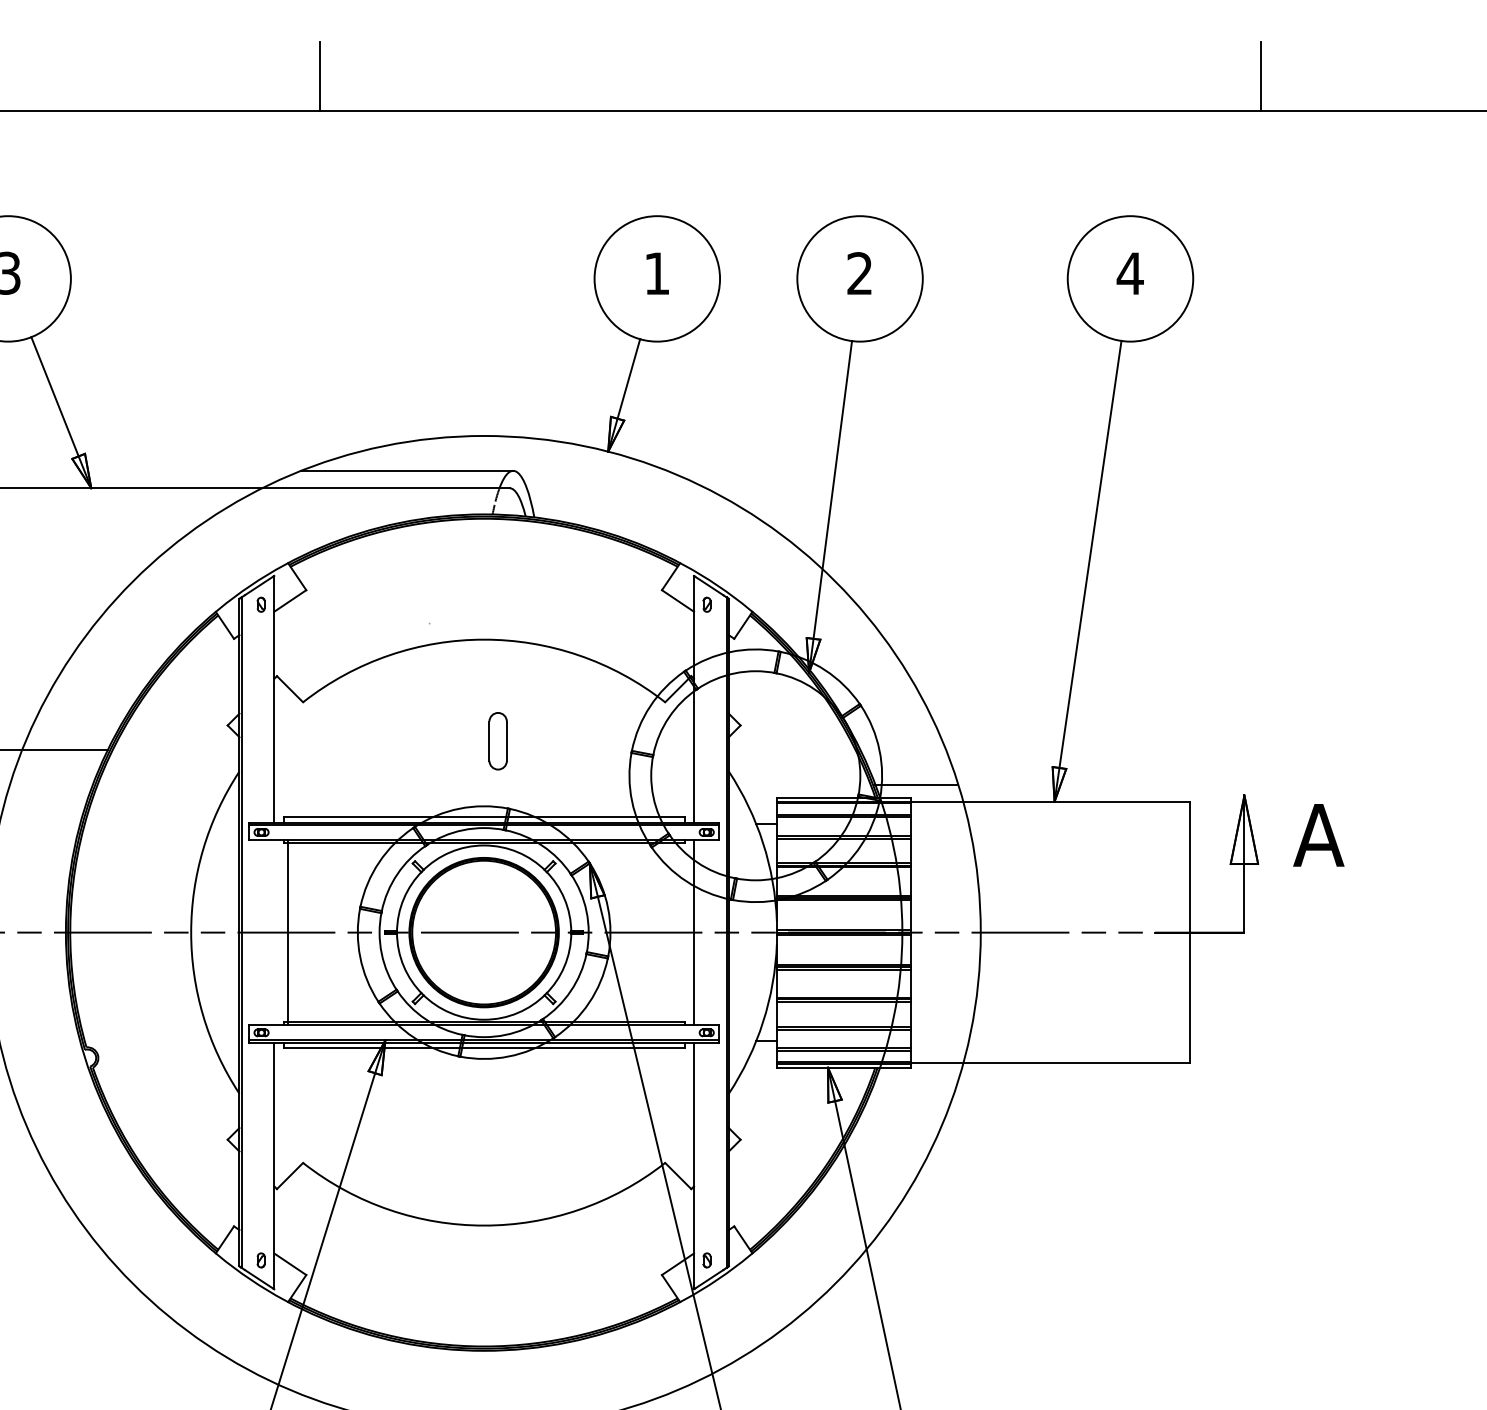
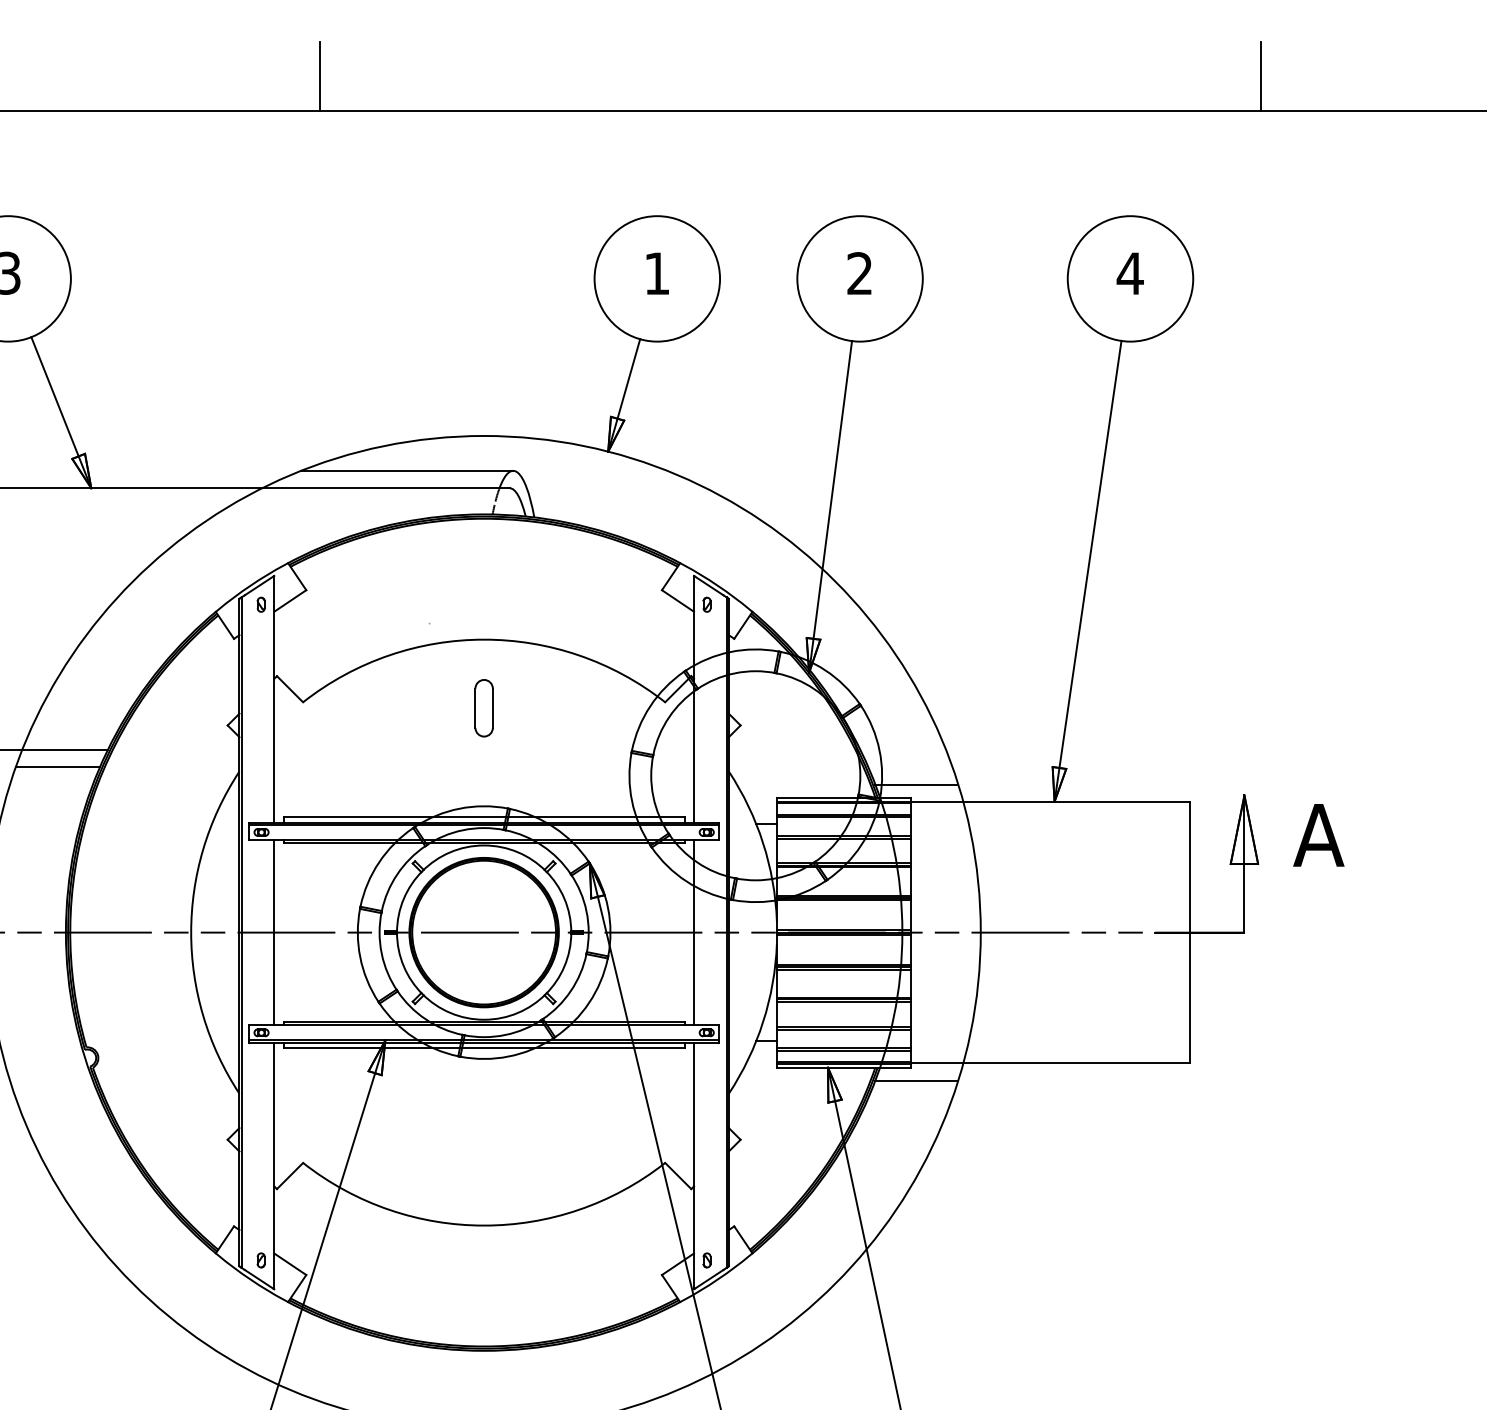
part position: (497, 741) -> (483, 708) (483, 708)
line: none -> present (57, 767)
line position: (288, 932) -> (274, 932) (274, 932)
line: none -> present (916, 1080)
